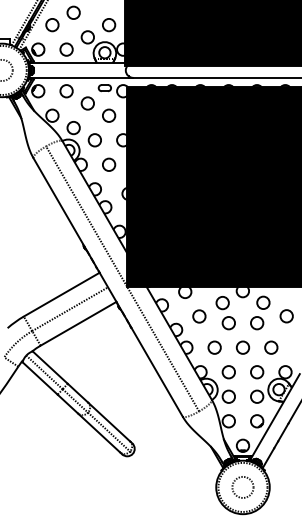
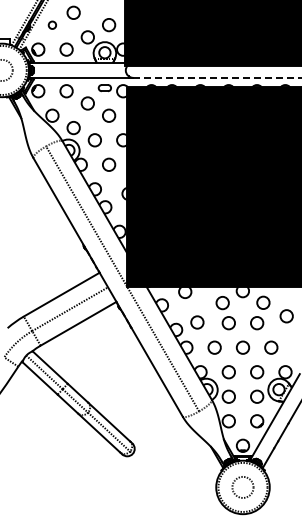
circle size: 15x15 px -> 10x10 px (51, 24)
line: solid -> dashed (218, 77)
circle position: (199, 316) -> (197, 322) (197, 322)
